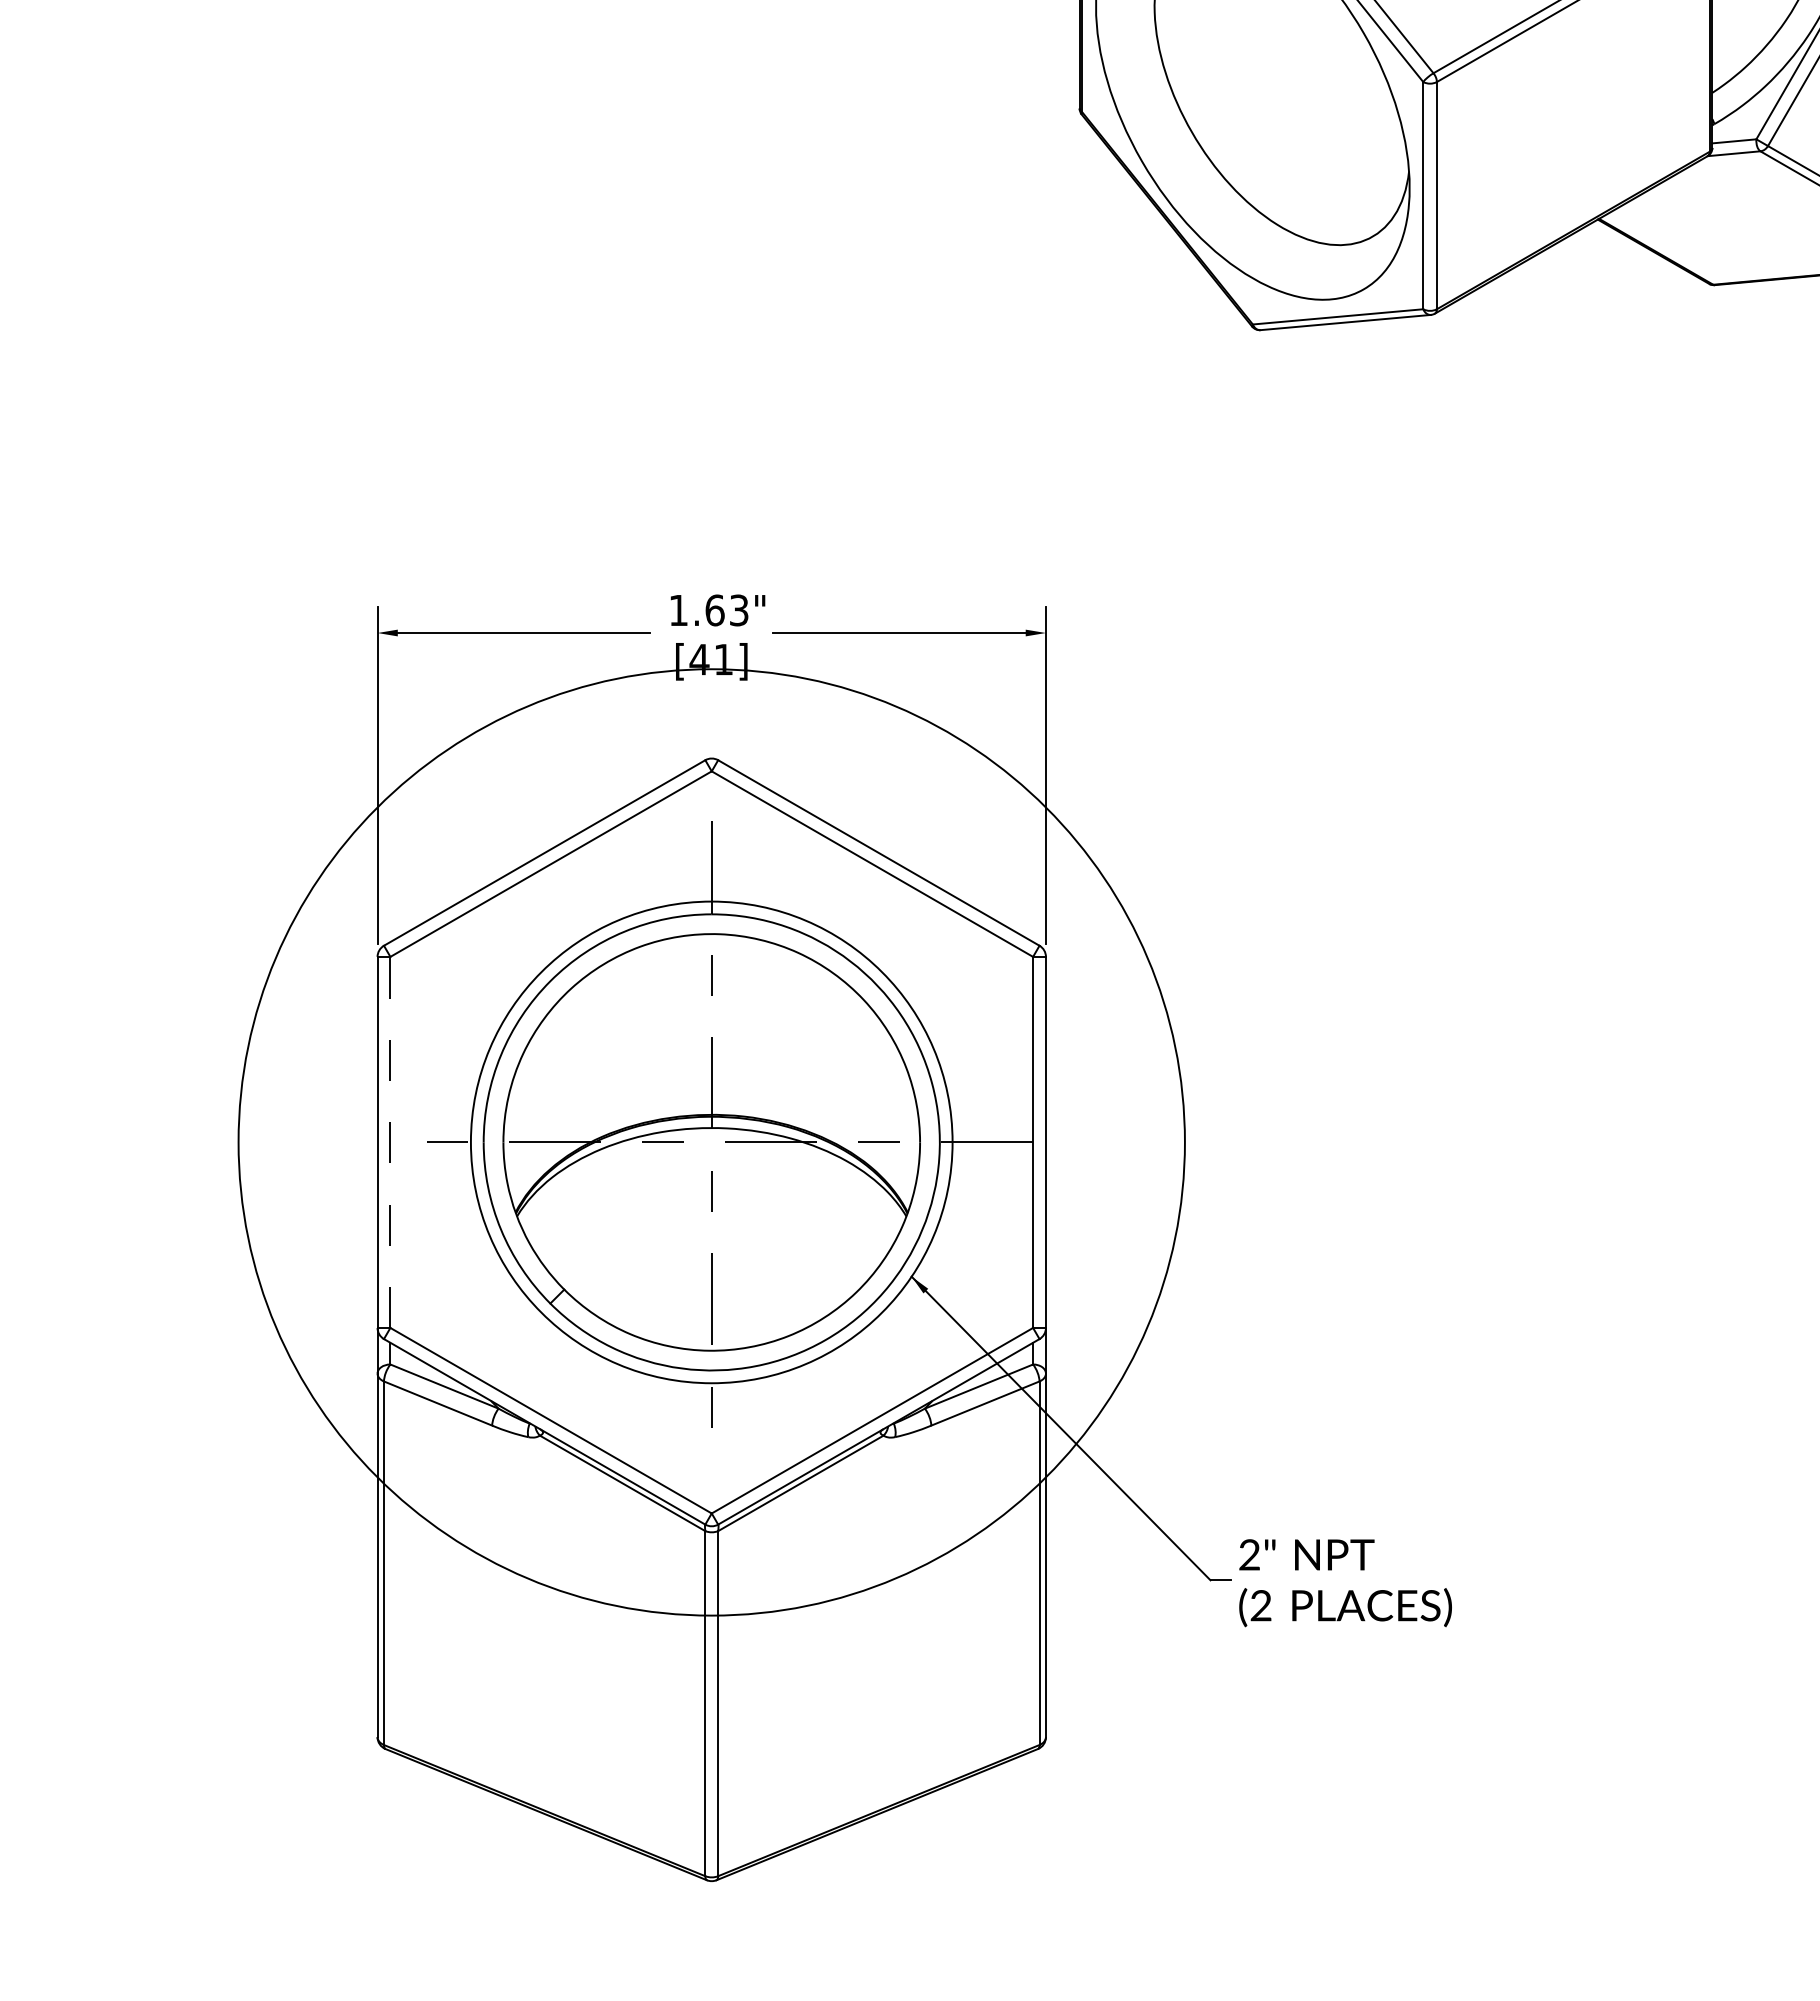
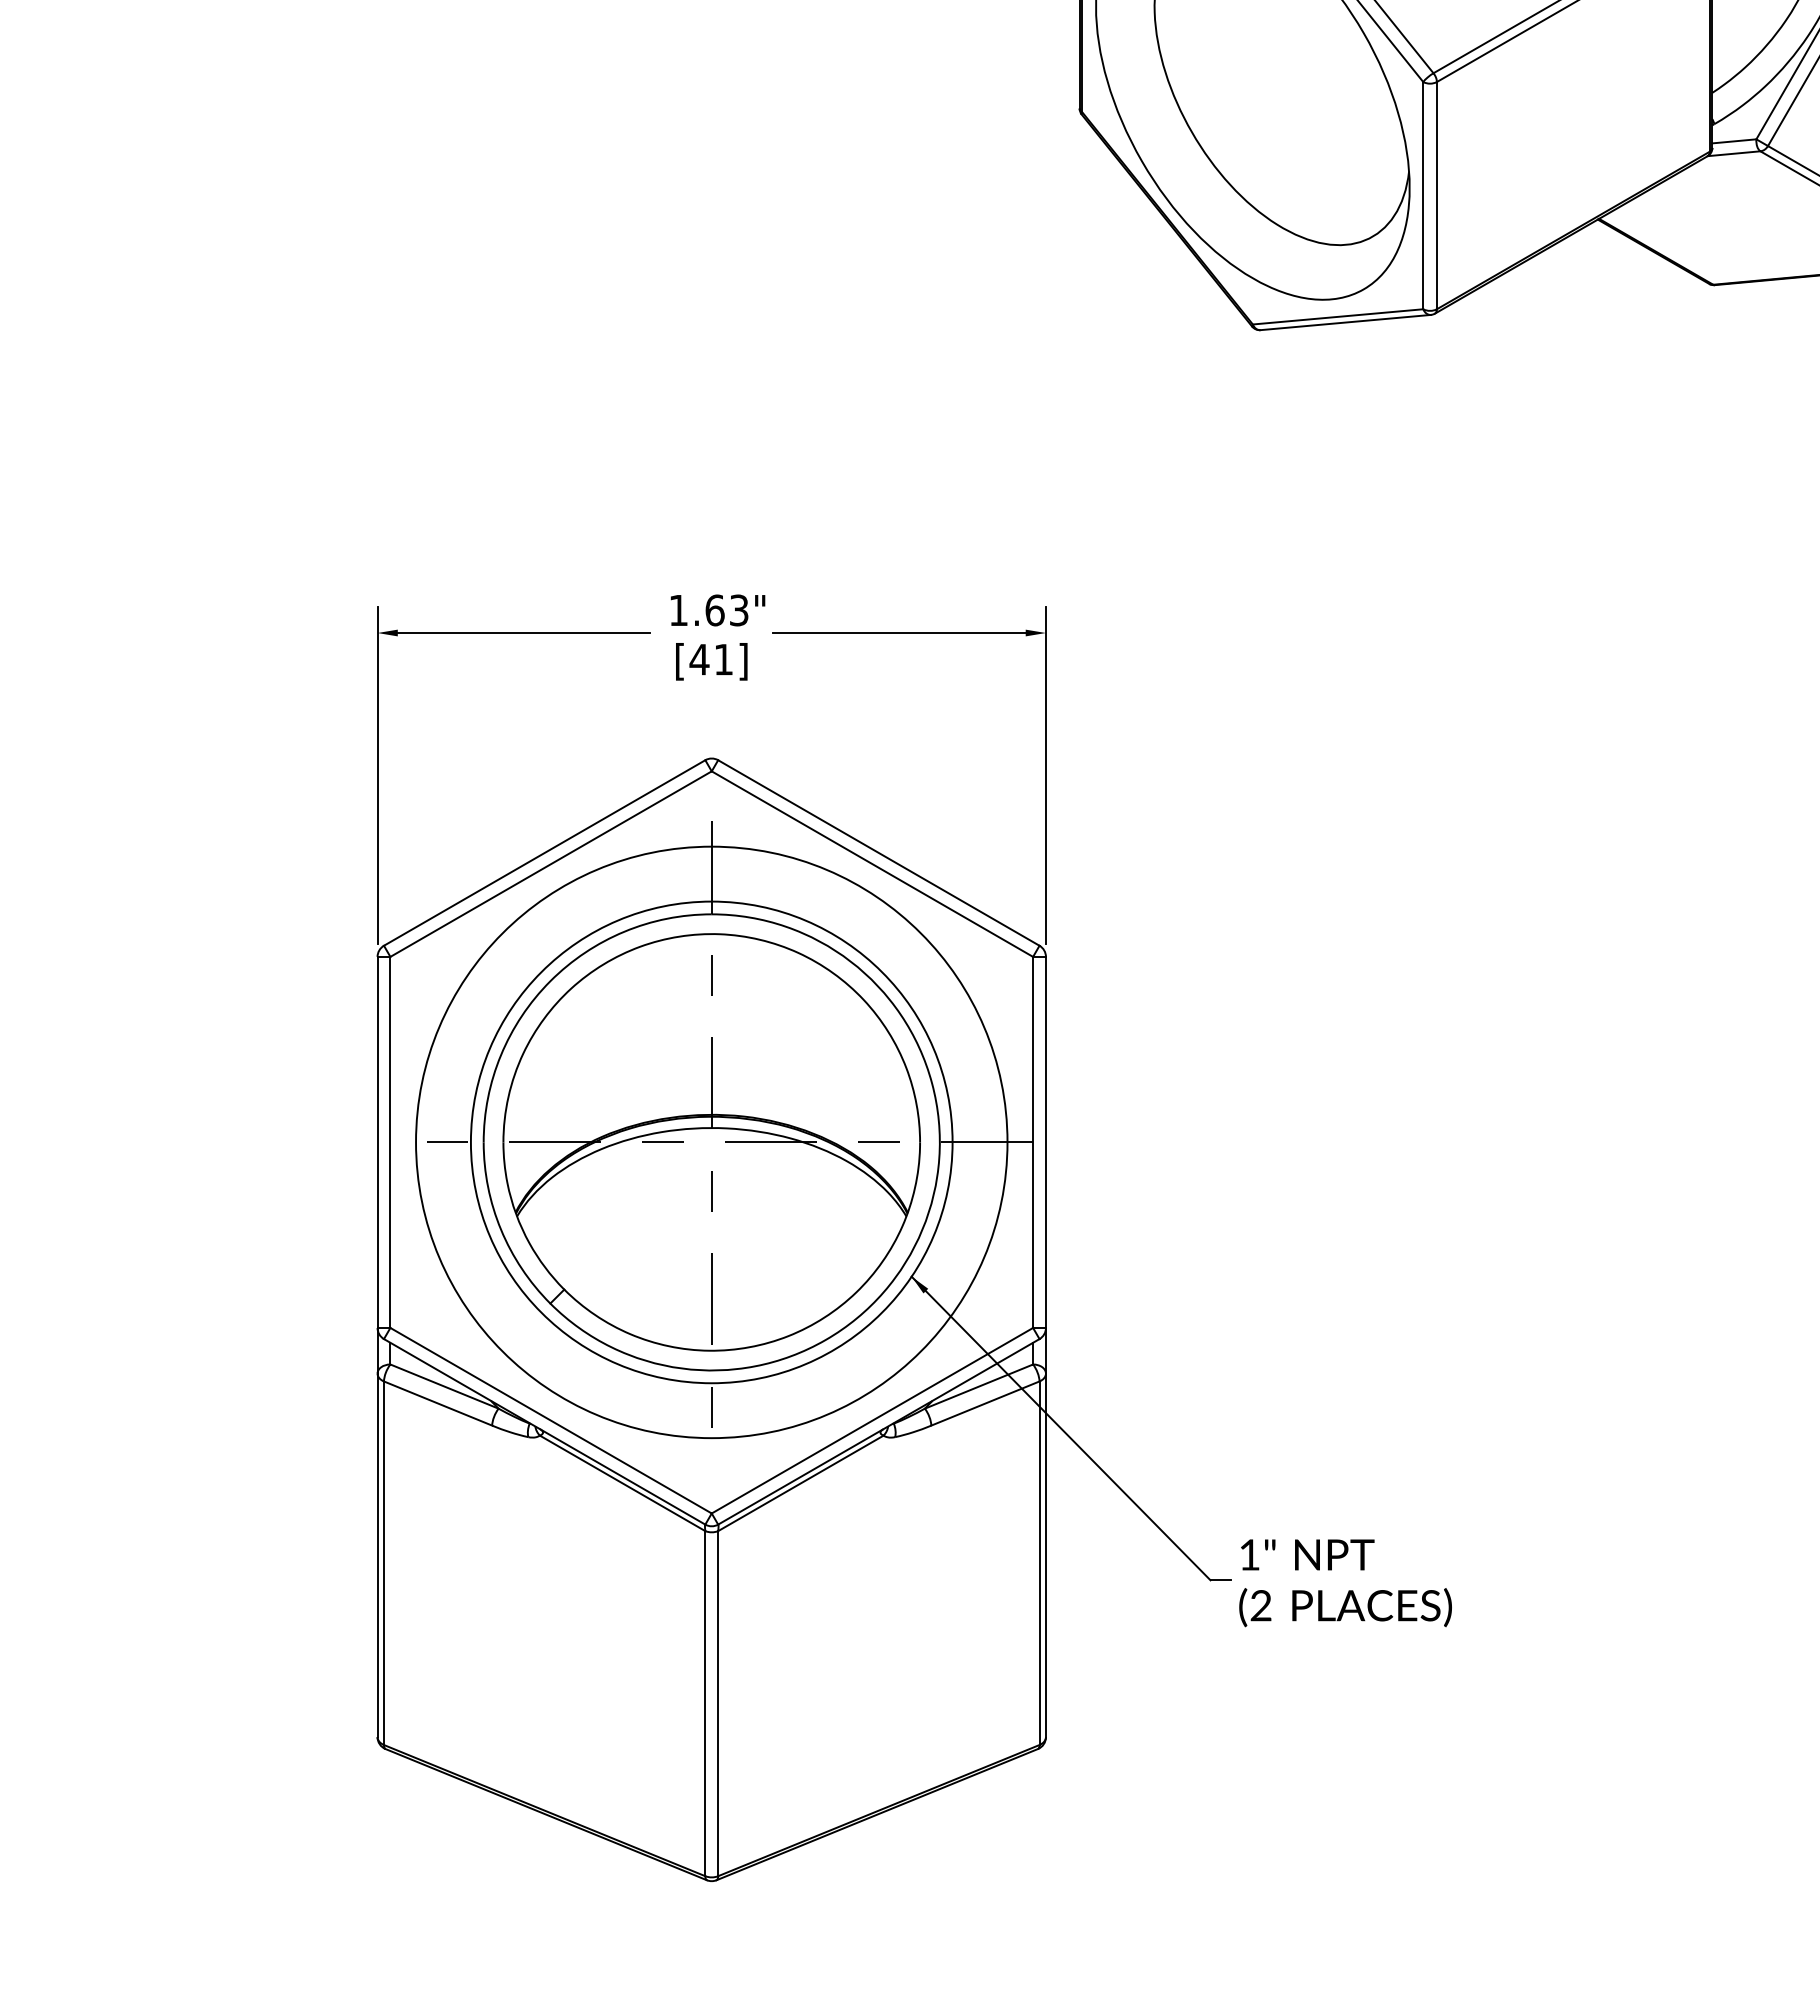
line: dashed -> solid (390, 1142)
circle diameter: 946 px -> 591 px (711, 1142)
text: 2" -> 1" (1249, 1554)
